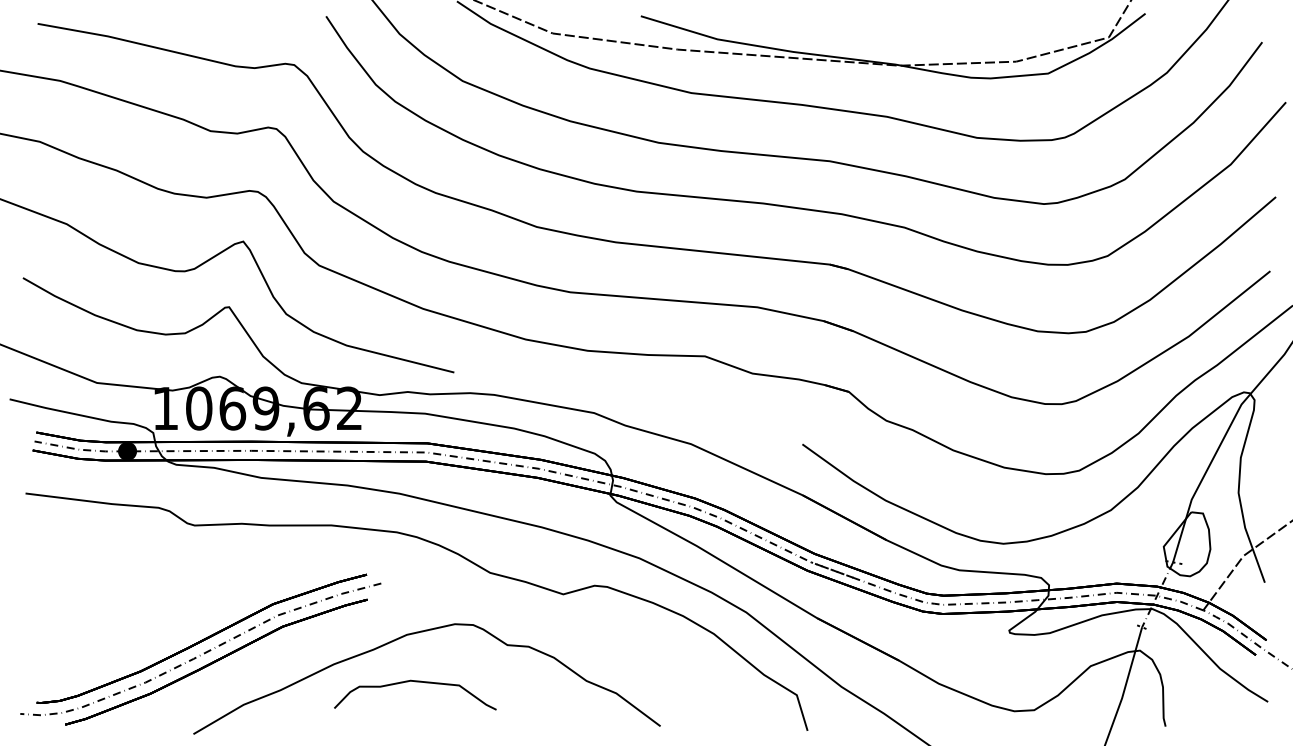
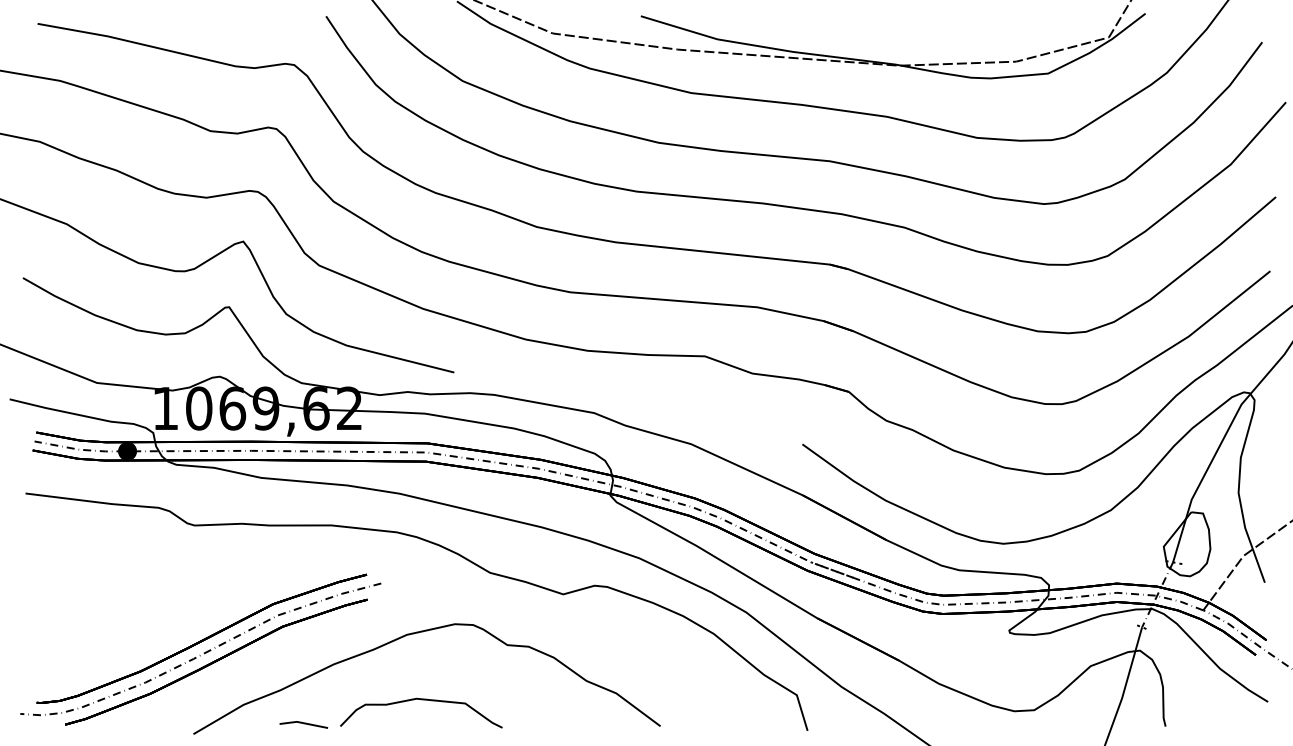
curve position: (415, 682) -> (421, 700) (421, 700)
line: none -> present (303, 724)
